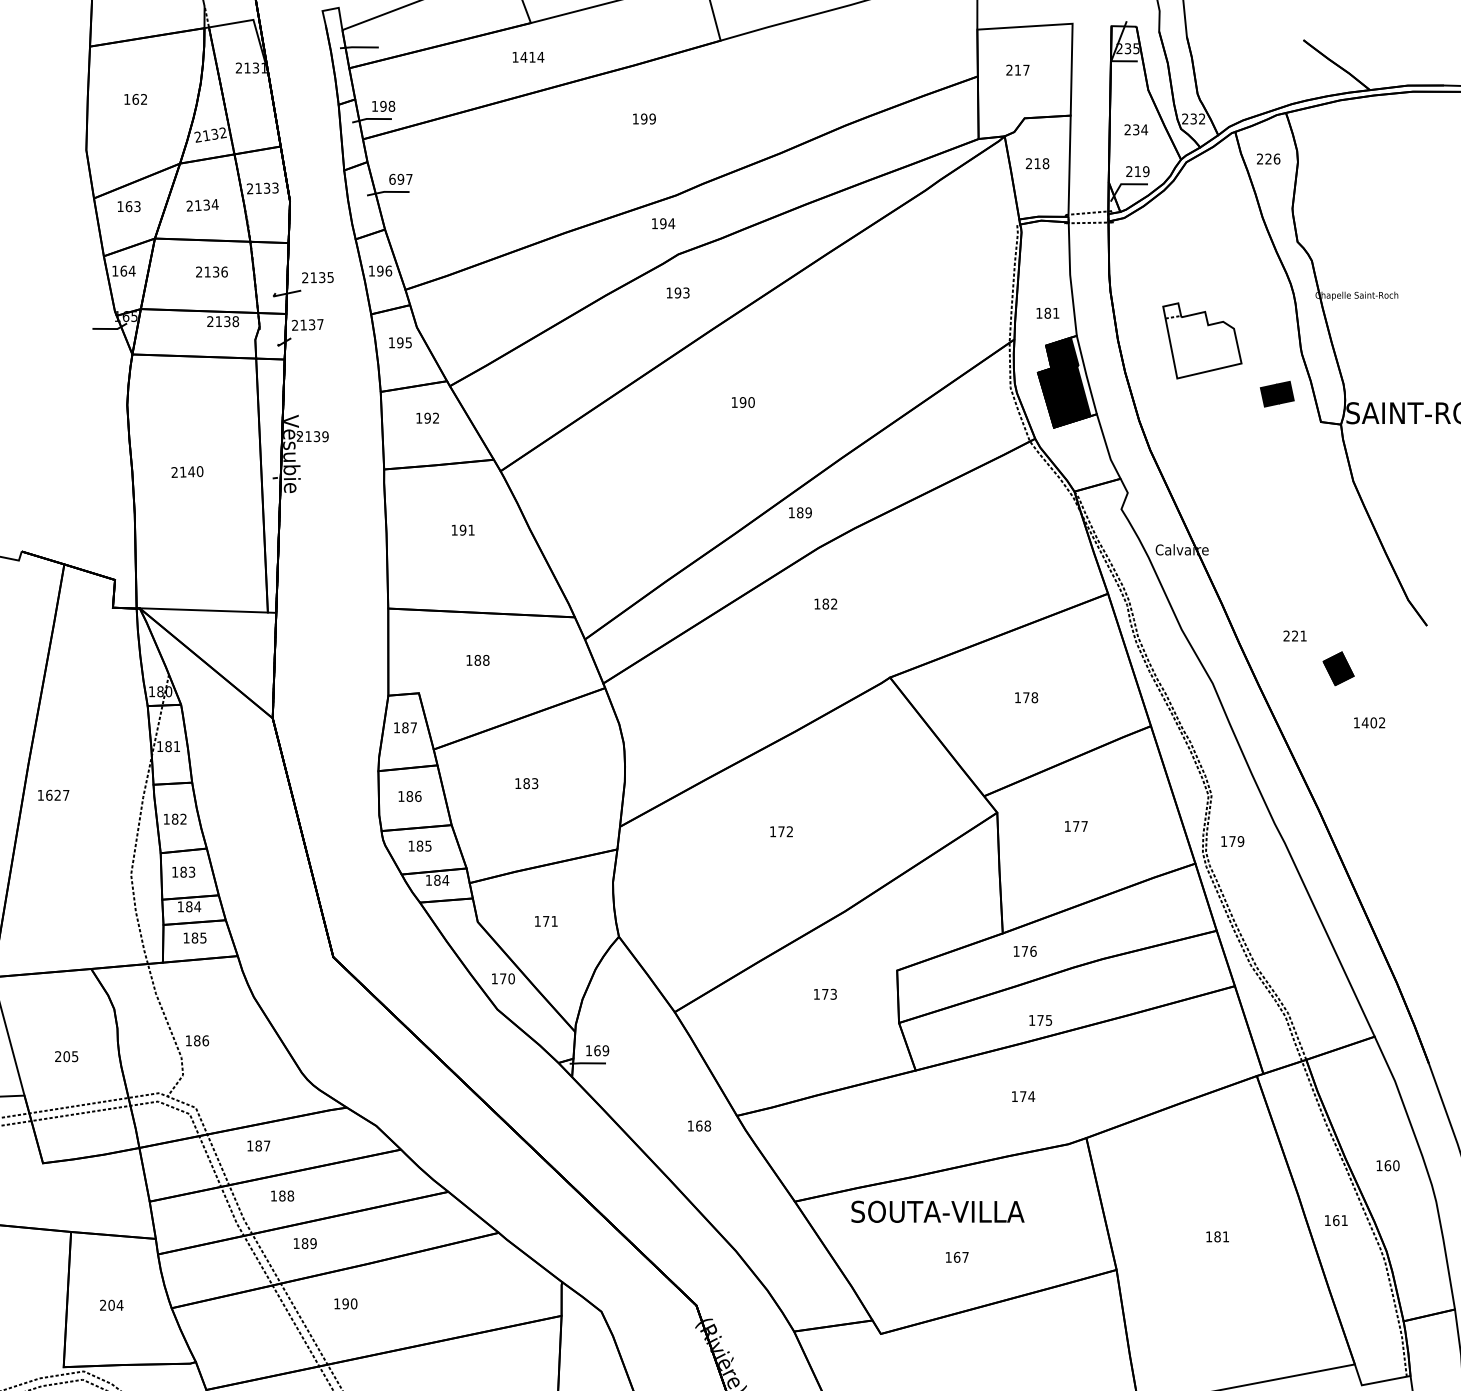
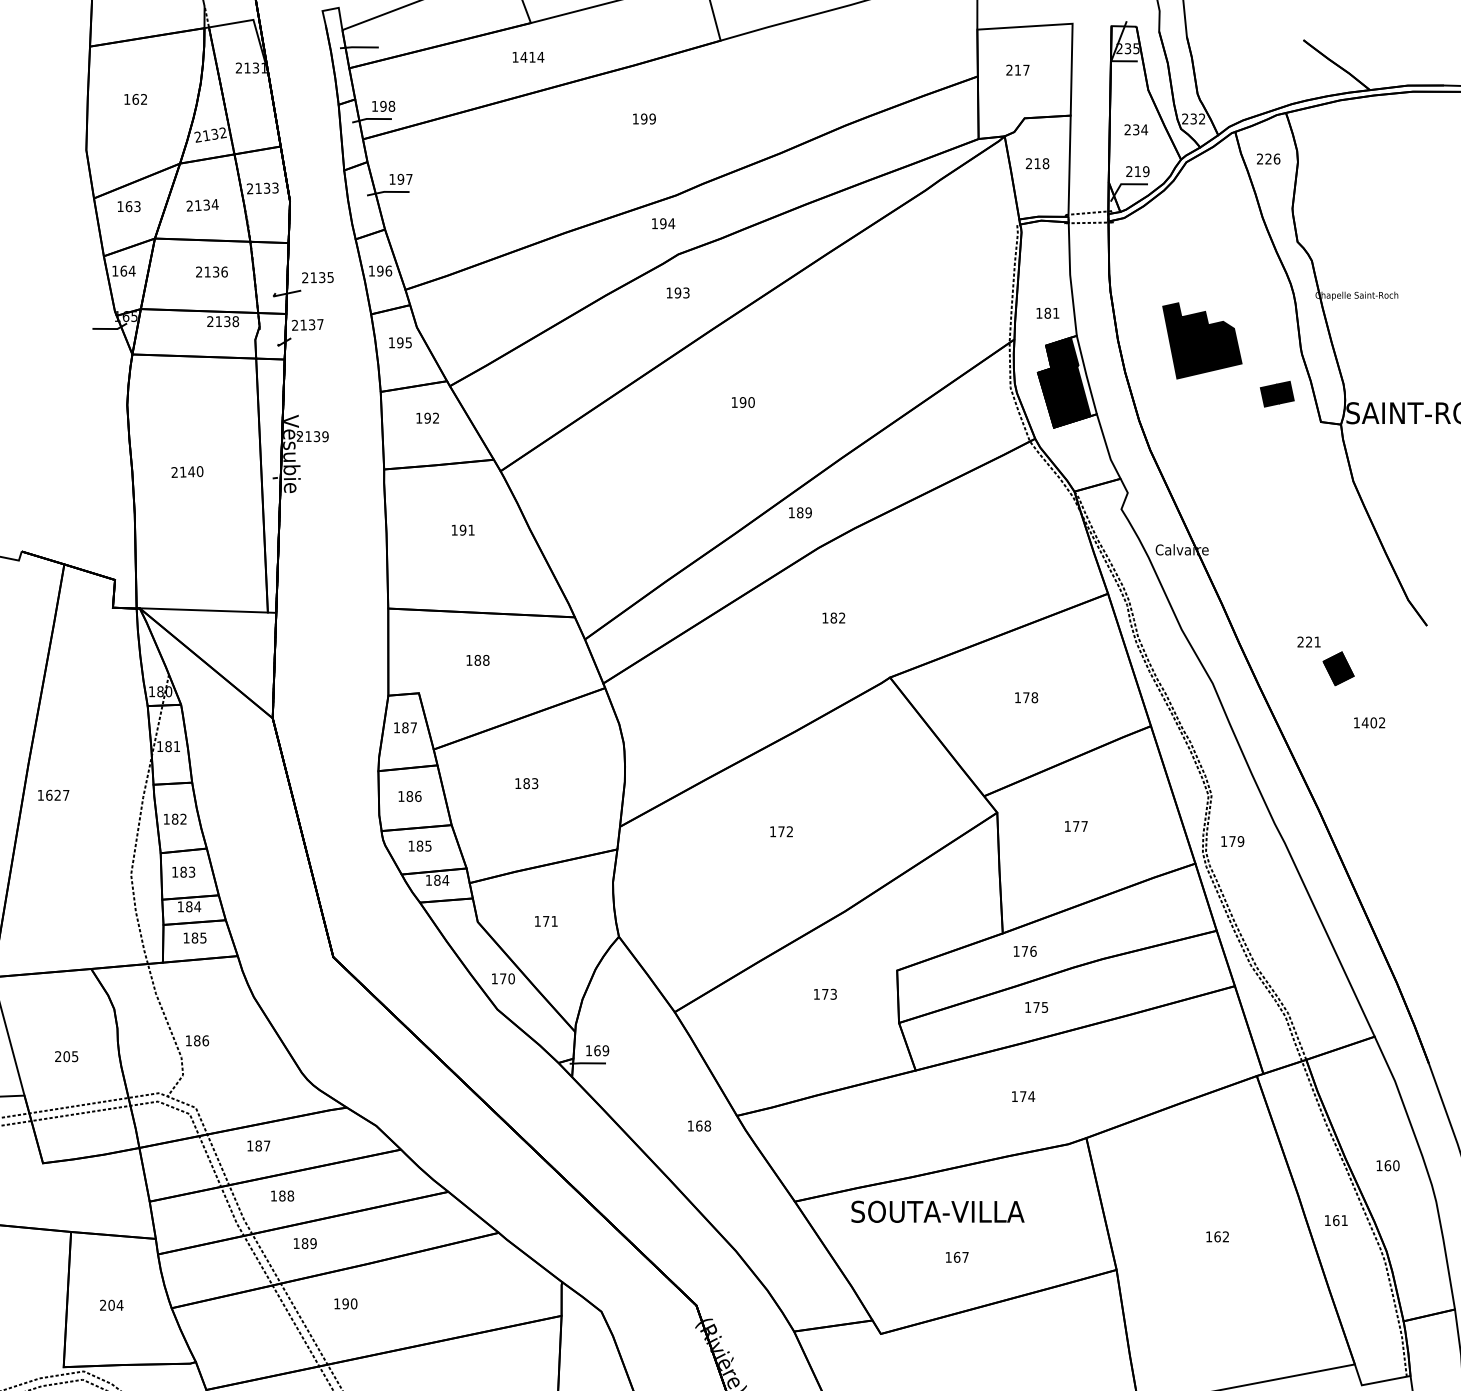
text: 697 -> 197 (392, 178)
fill: none -> present (1202, 340)
text position: (825, 603) -> (833, 617) (833, 617)
text position: (1294, 635) -> (1308, 641) (1308, 641)
text position: (1040, 1020) -> (1036, 1007) (1036, 1007)
text: 181 -> 162 (1221, 1236)
